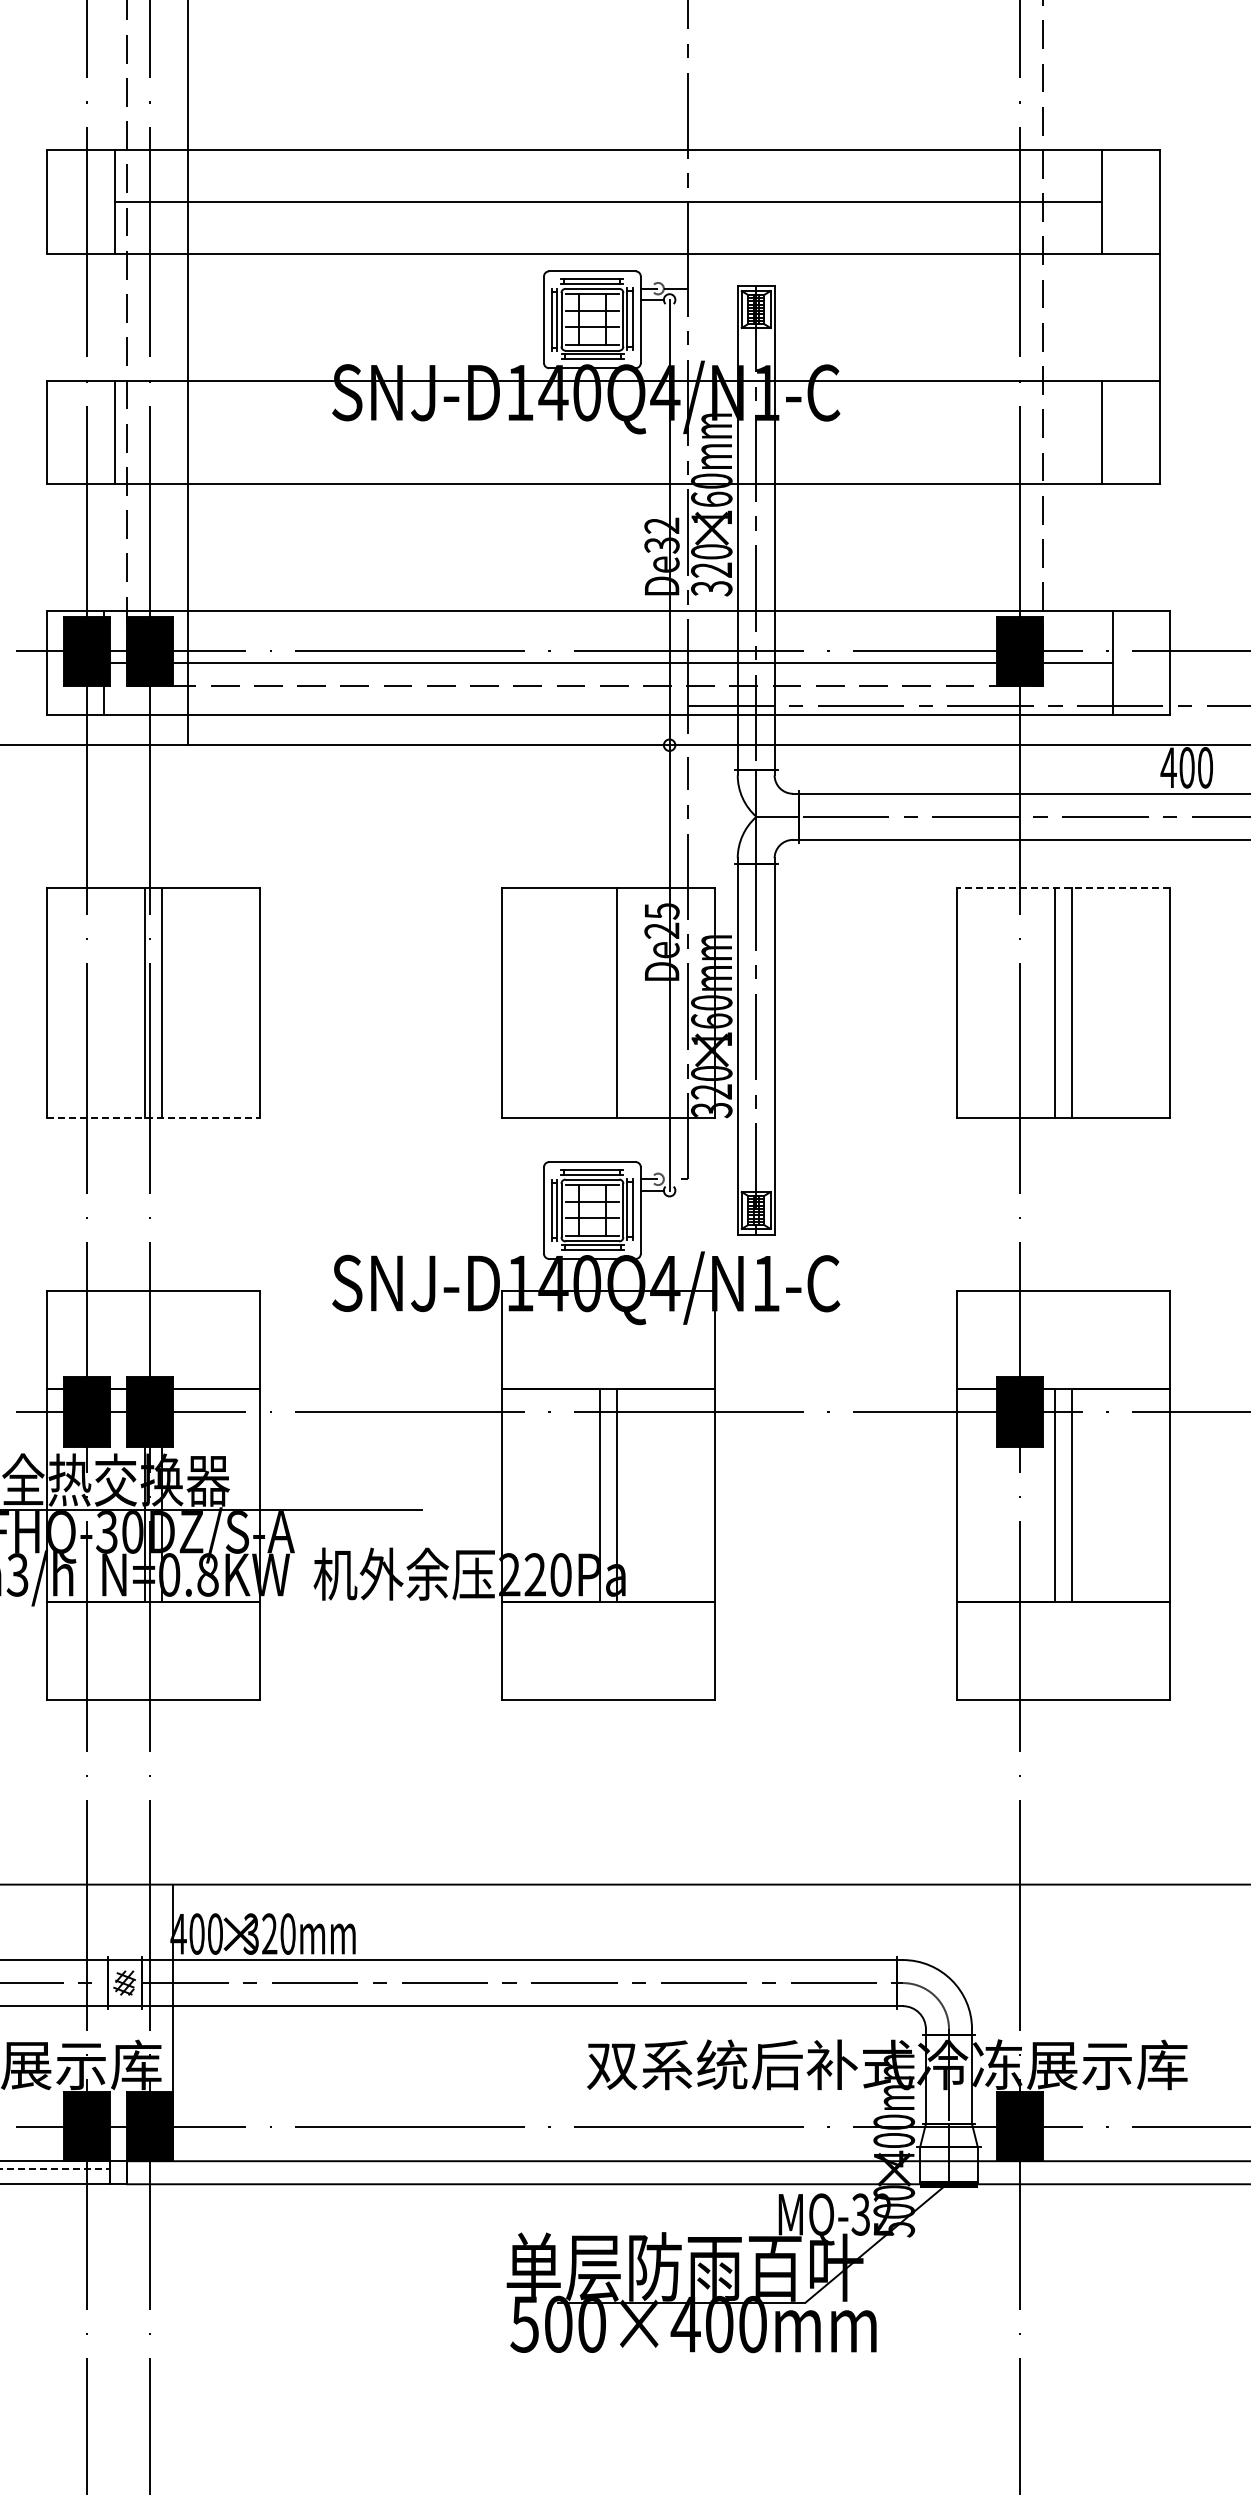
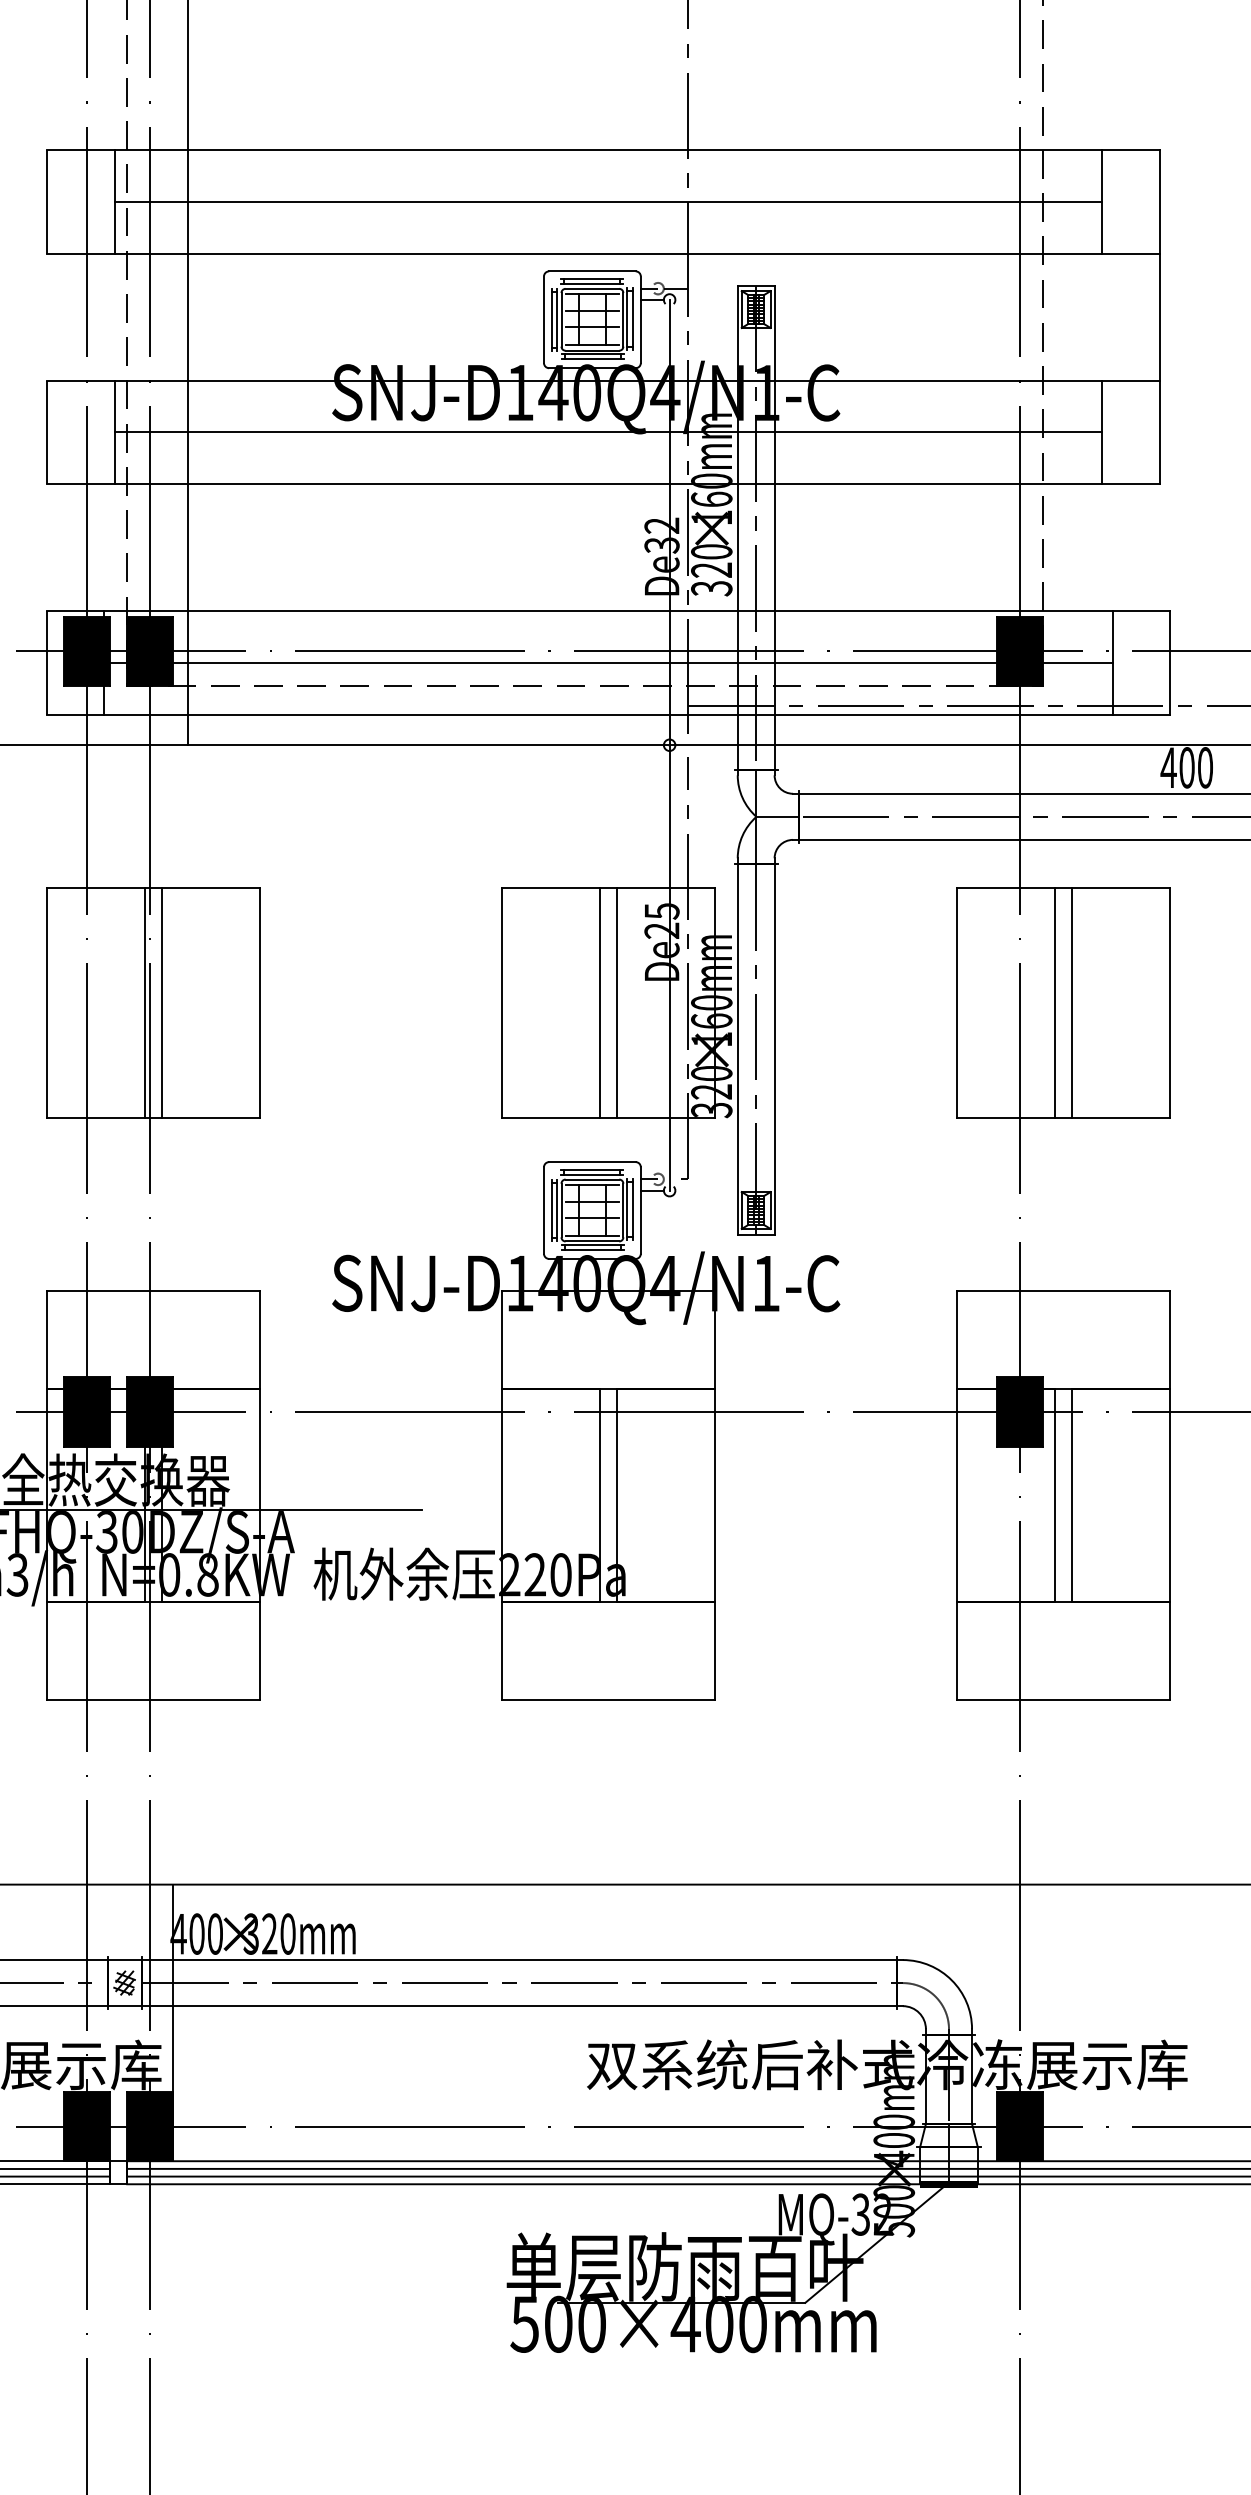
line: none -> present (608, 432)
line: dashed -> solid (1063, 887)
line: none -> present (599, 1002)
line: dashed -> solid (153, 1118)
line: dashed -> solid (55, 2168)
line: none -> present (687, 2168)
line: none -> present (55, 2176)
line: none -> present (687, 2176)
